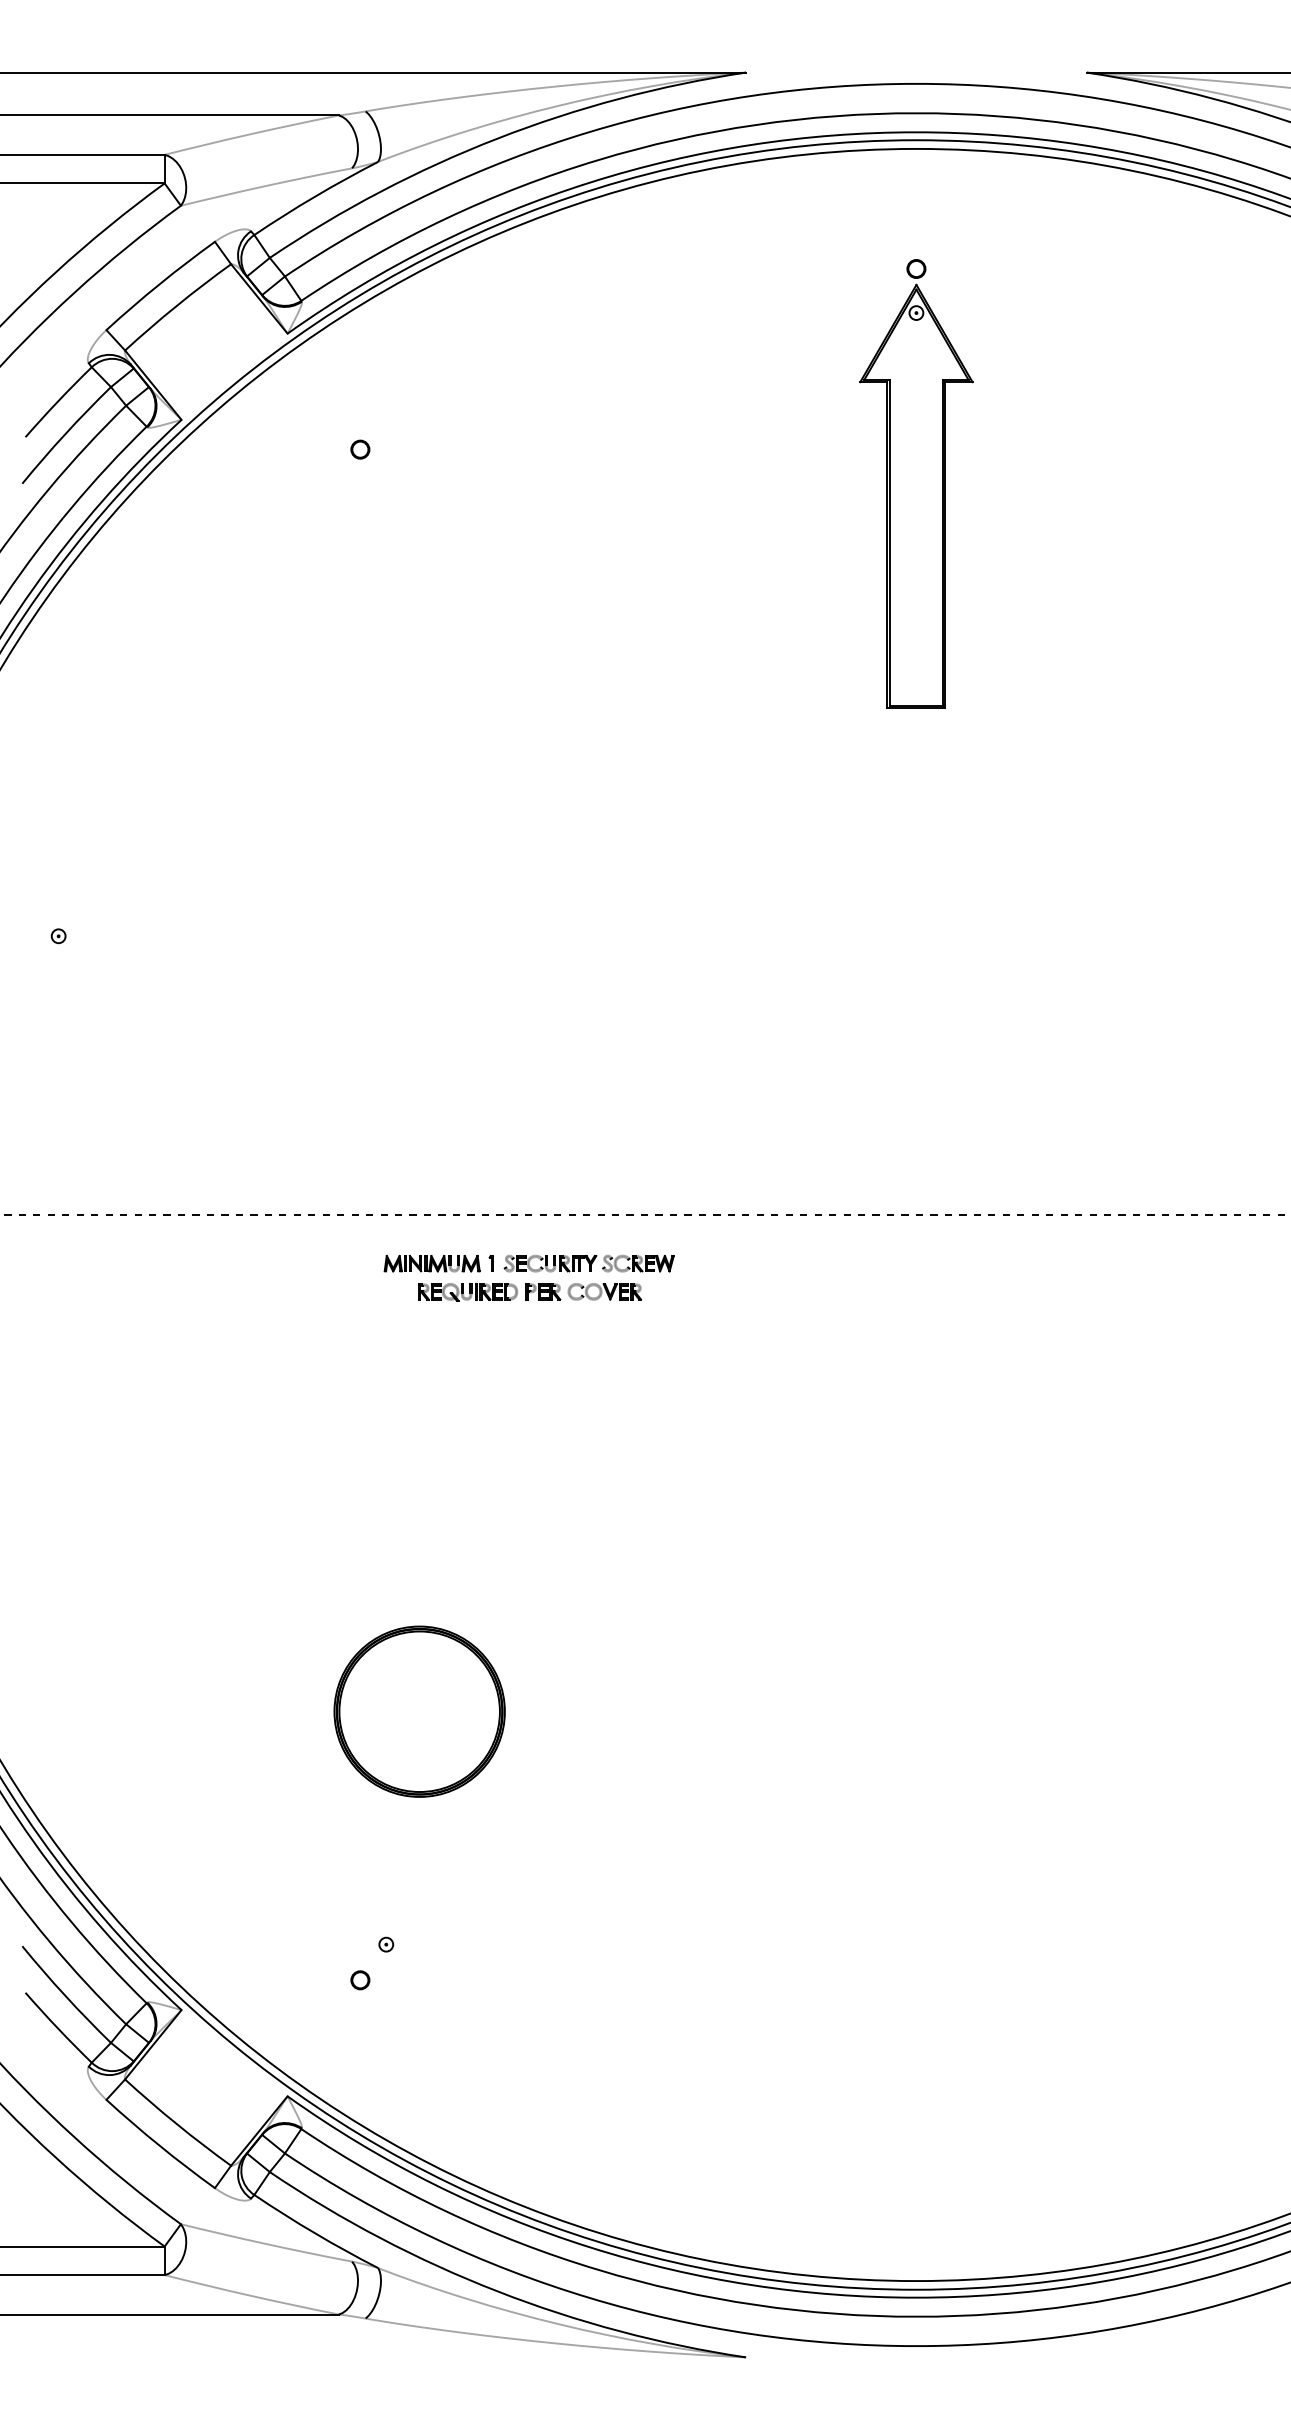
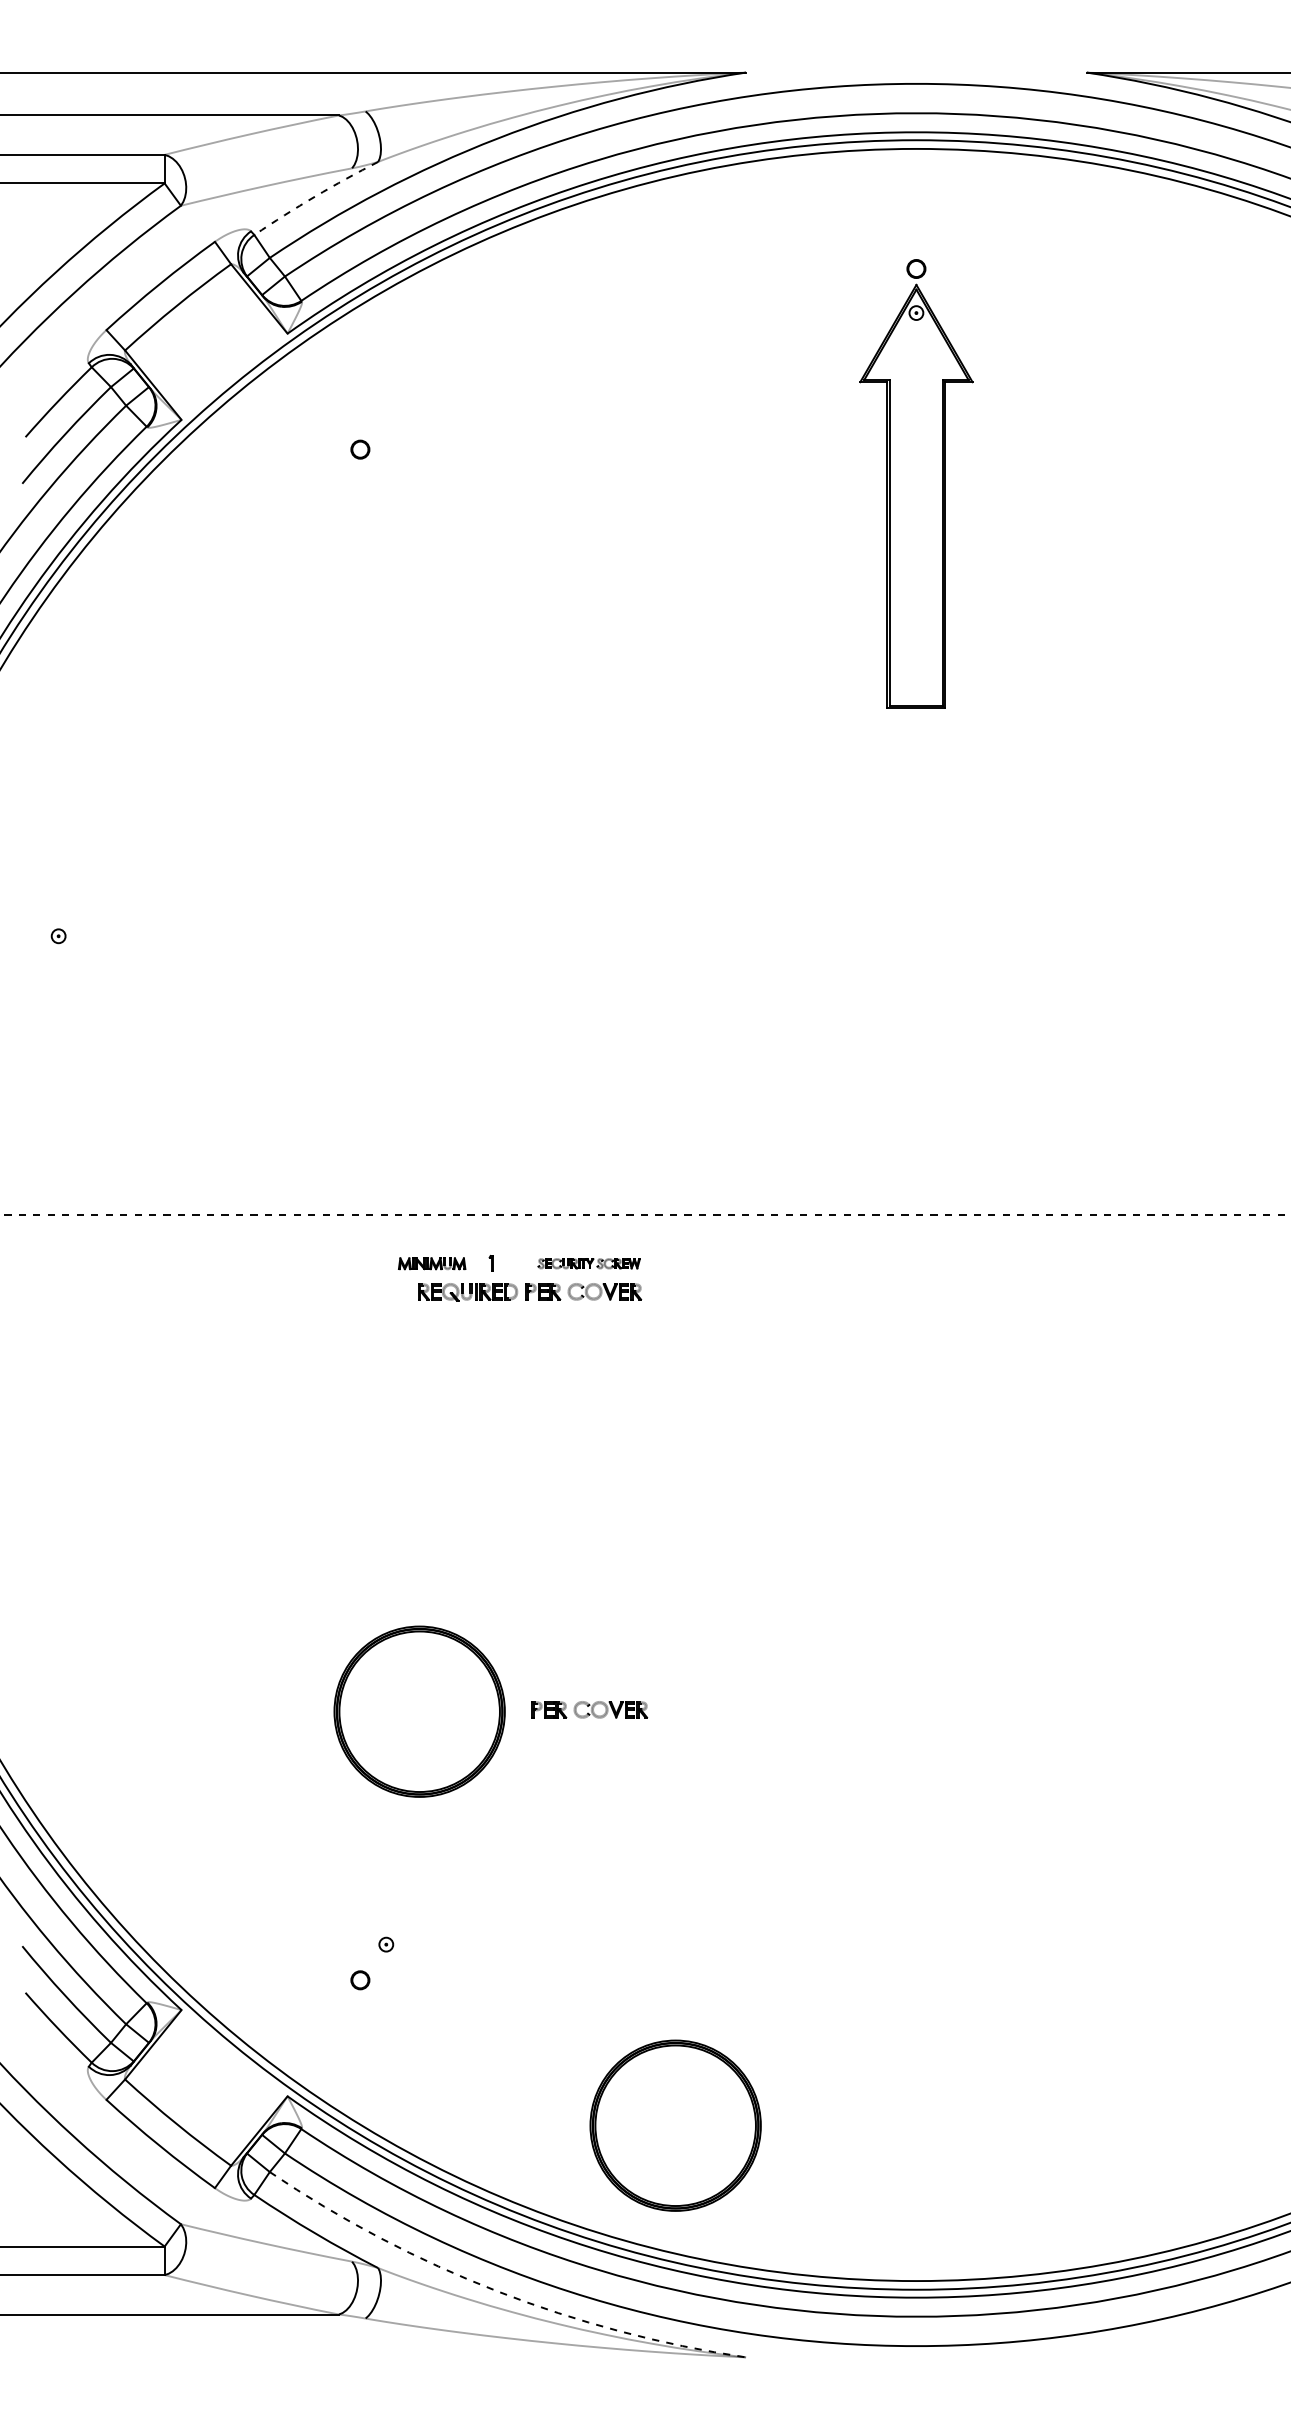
arc: solid -> dashed (315, 196)
part size: 98x18 px -> 69x14 px (432, 1263)
part size: 172x18 px -> 104x12 px (588, 1263)
part: none -> present (589, 1709)
part: none -> present (675, 2125)
arc: solid -> dashed (497, 2291)
